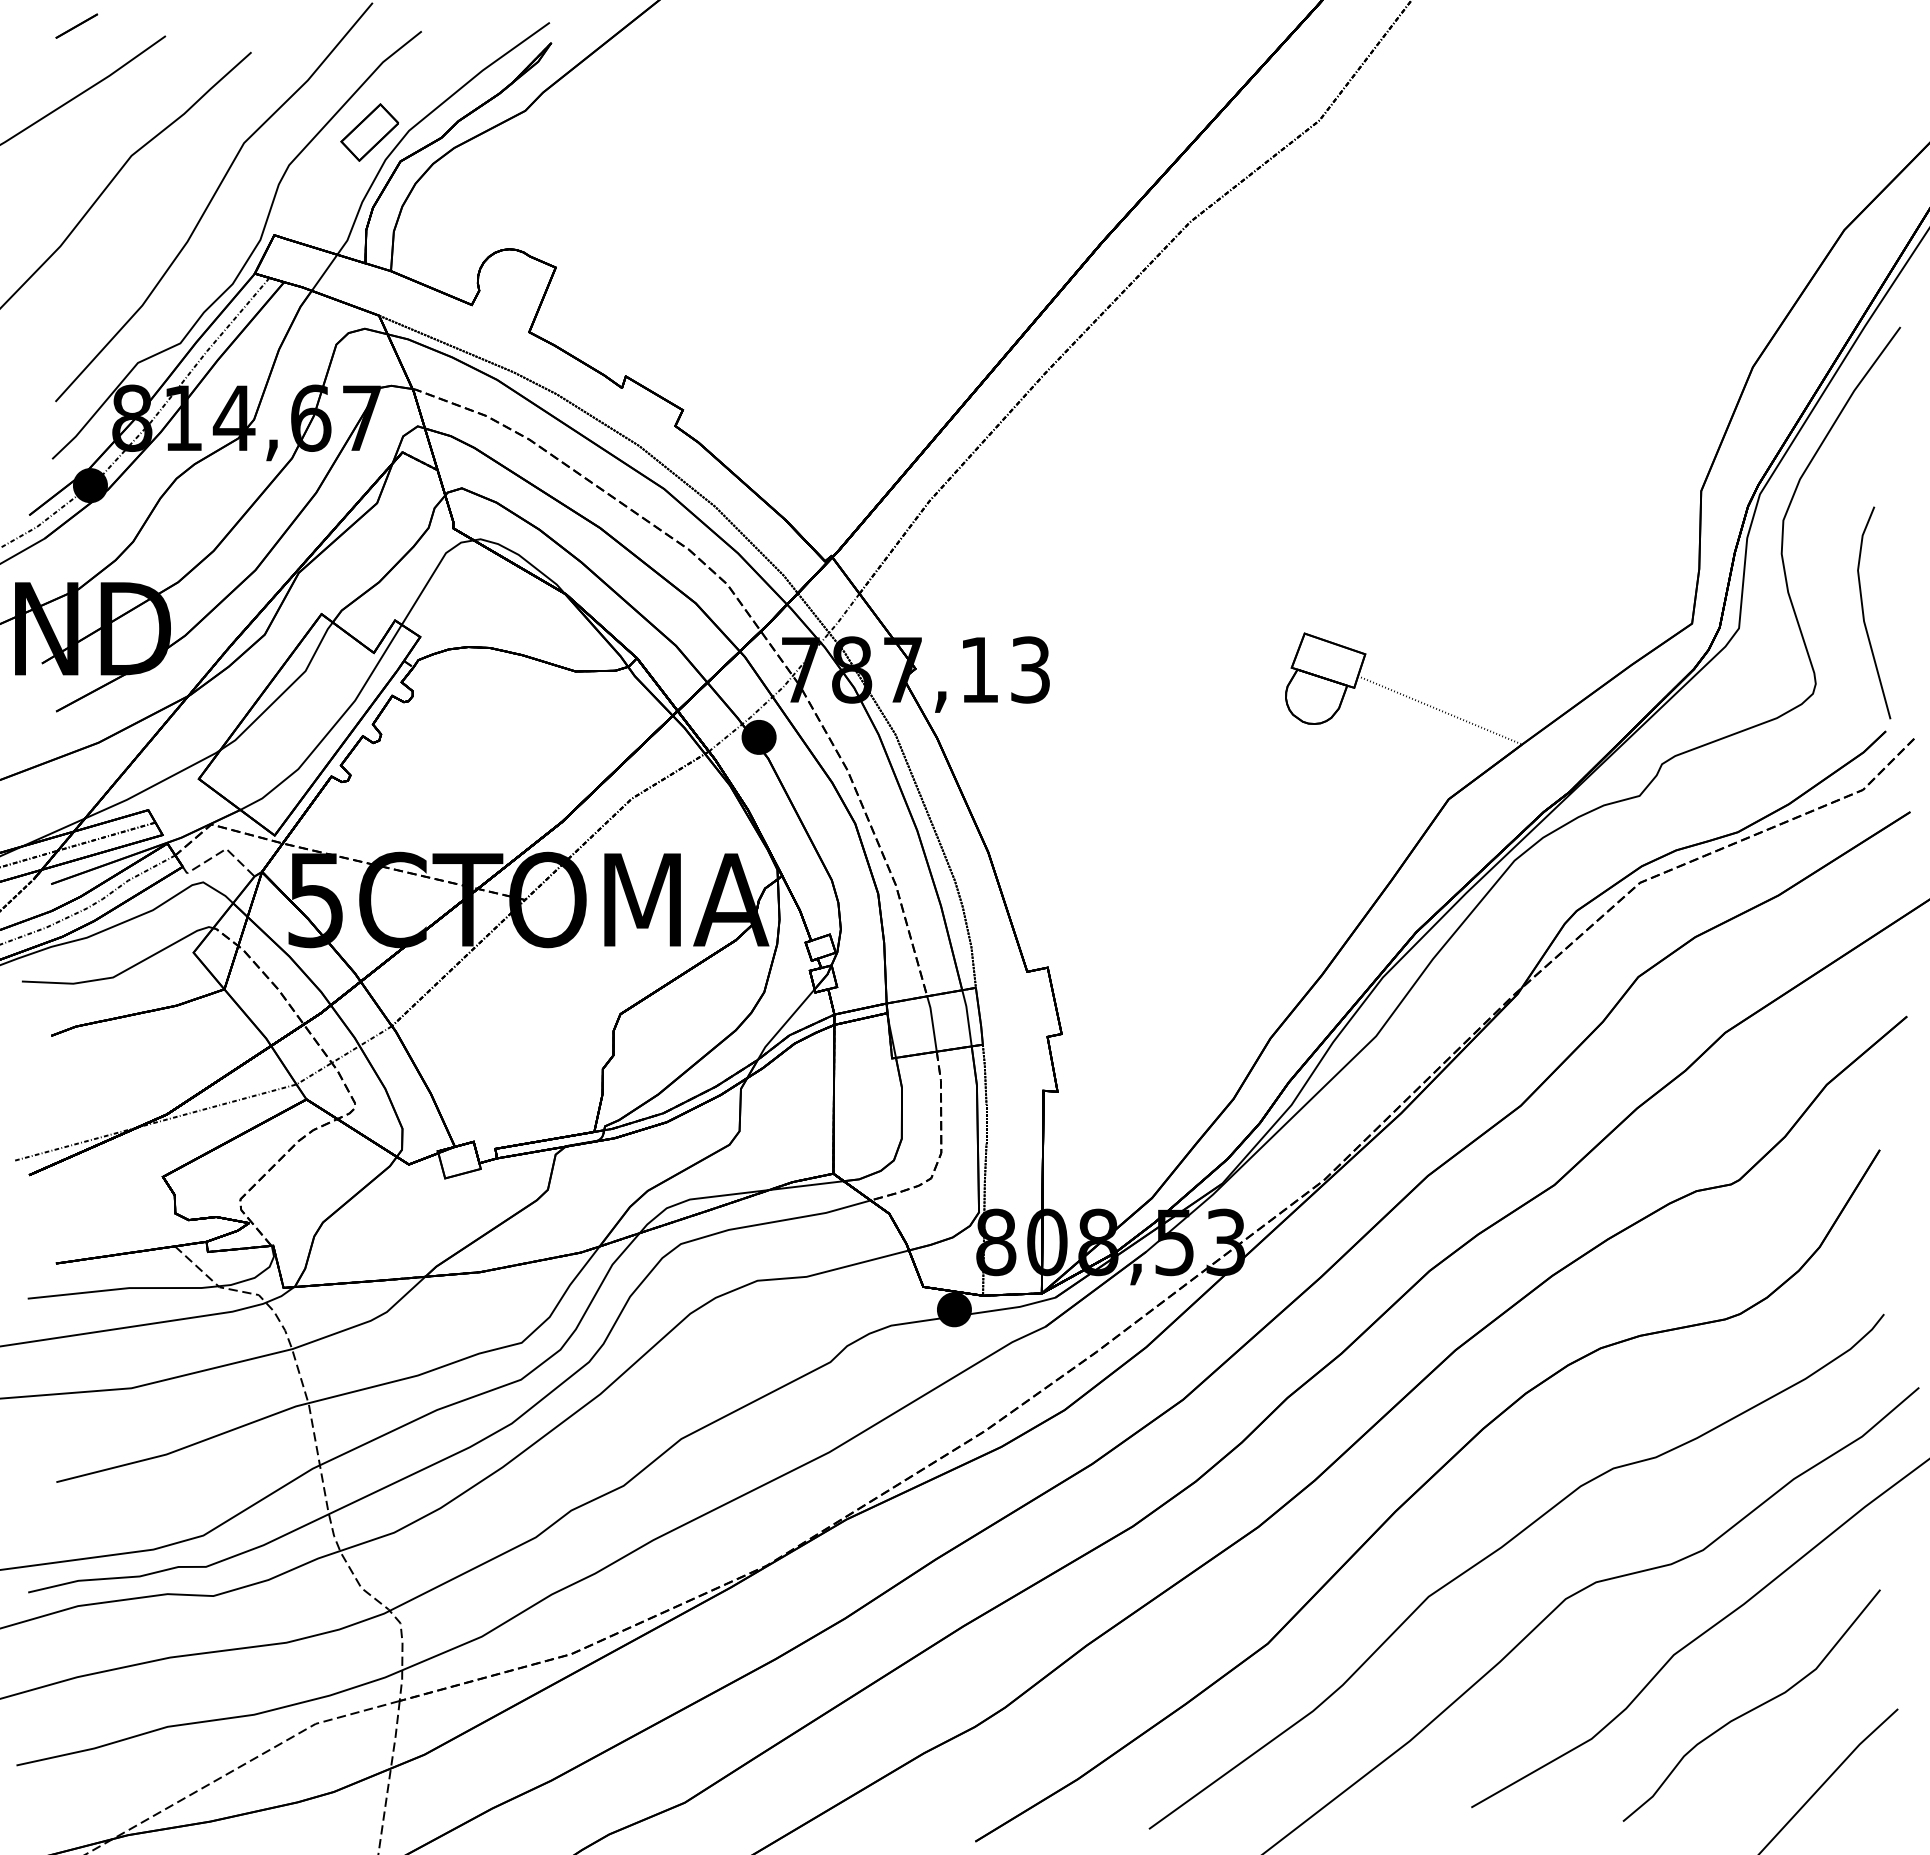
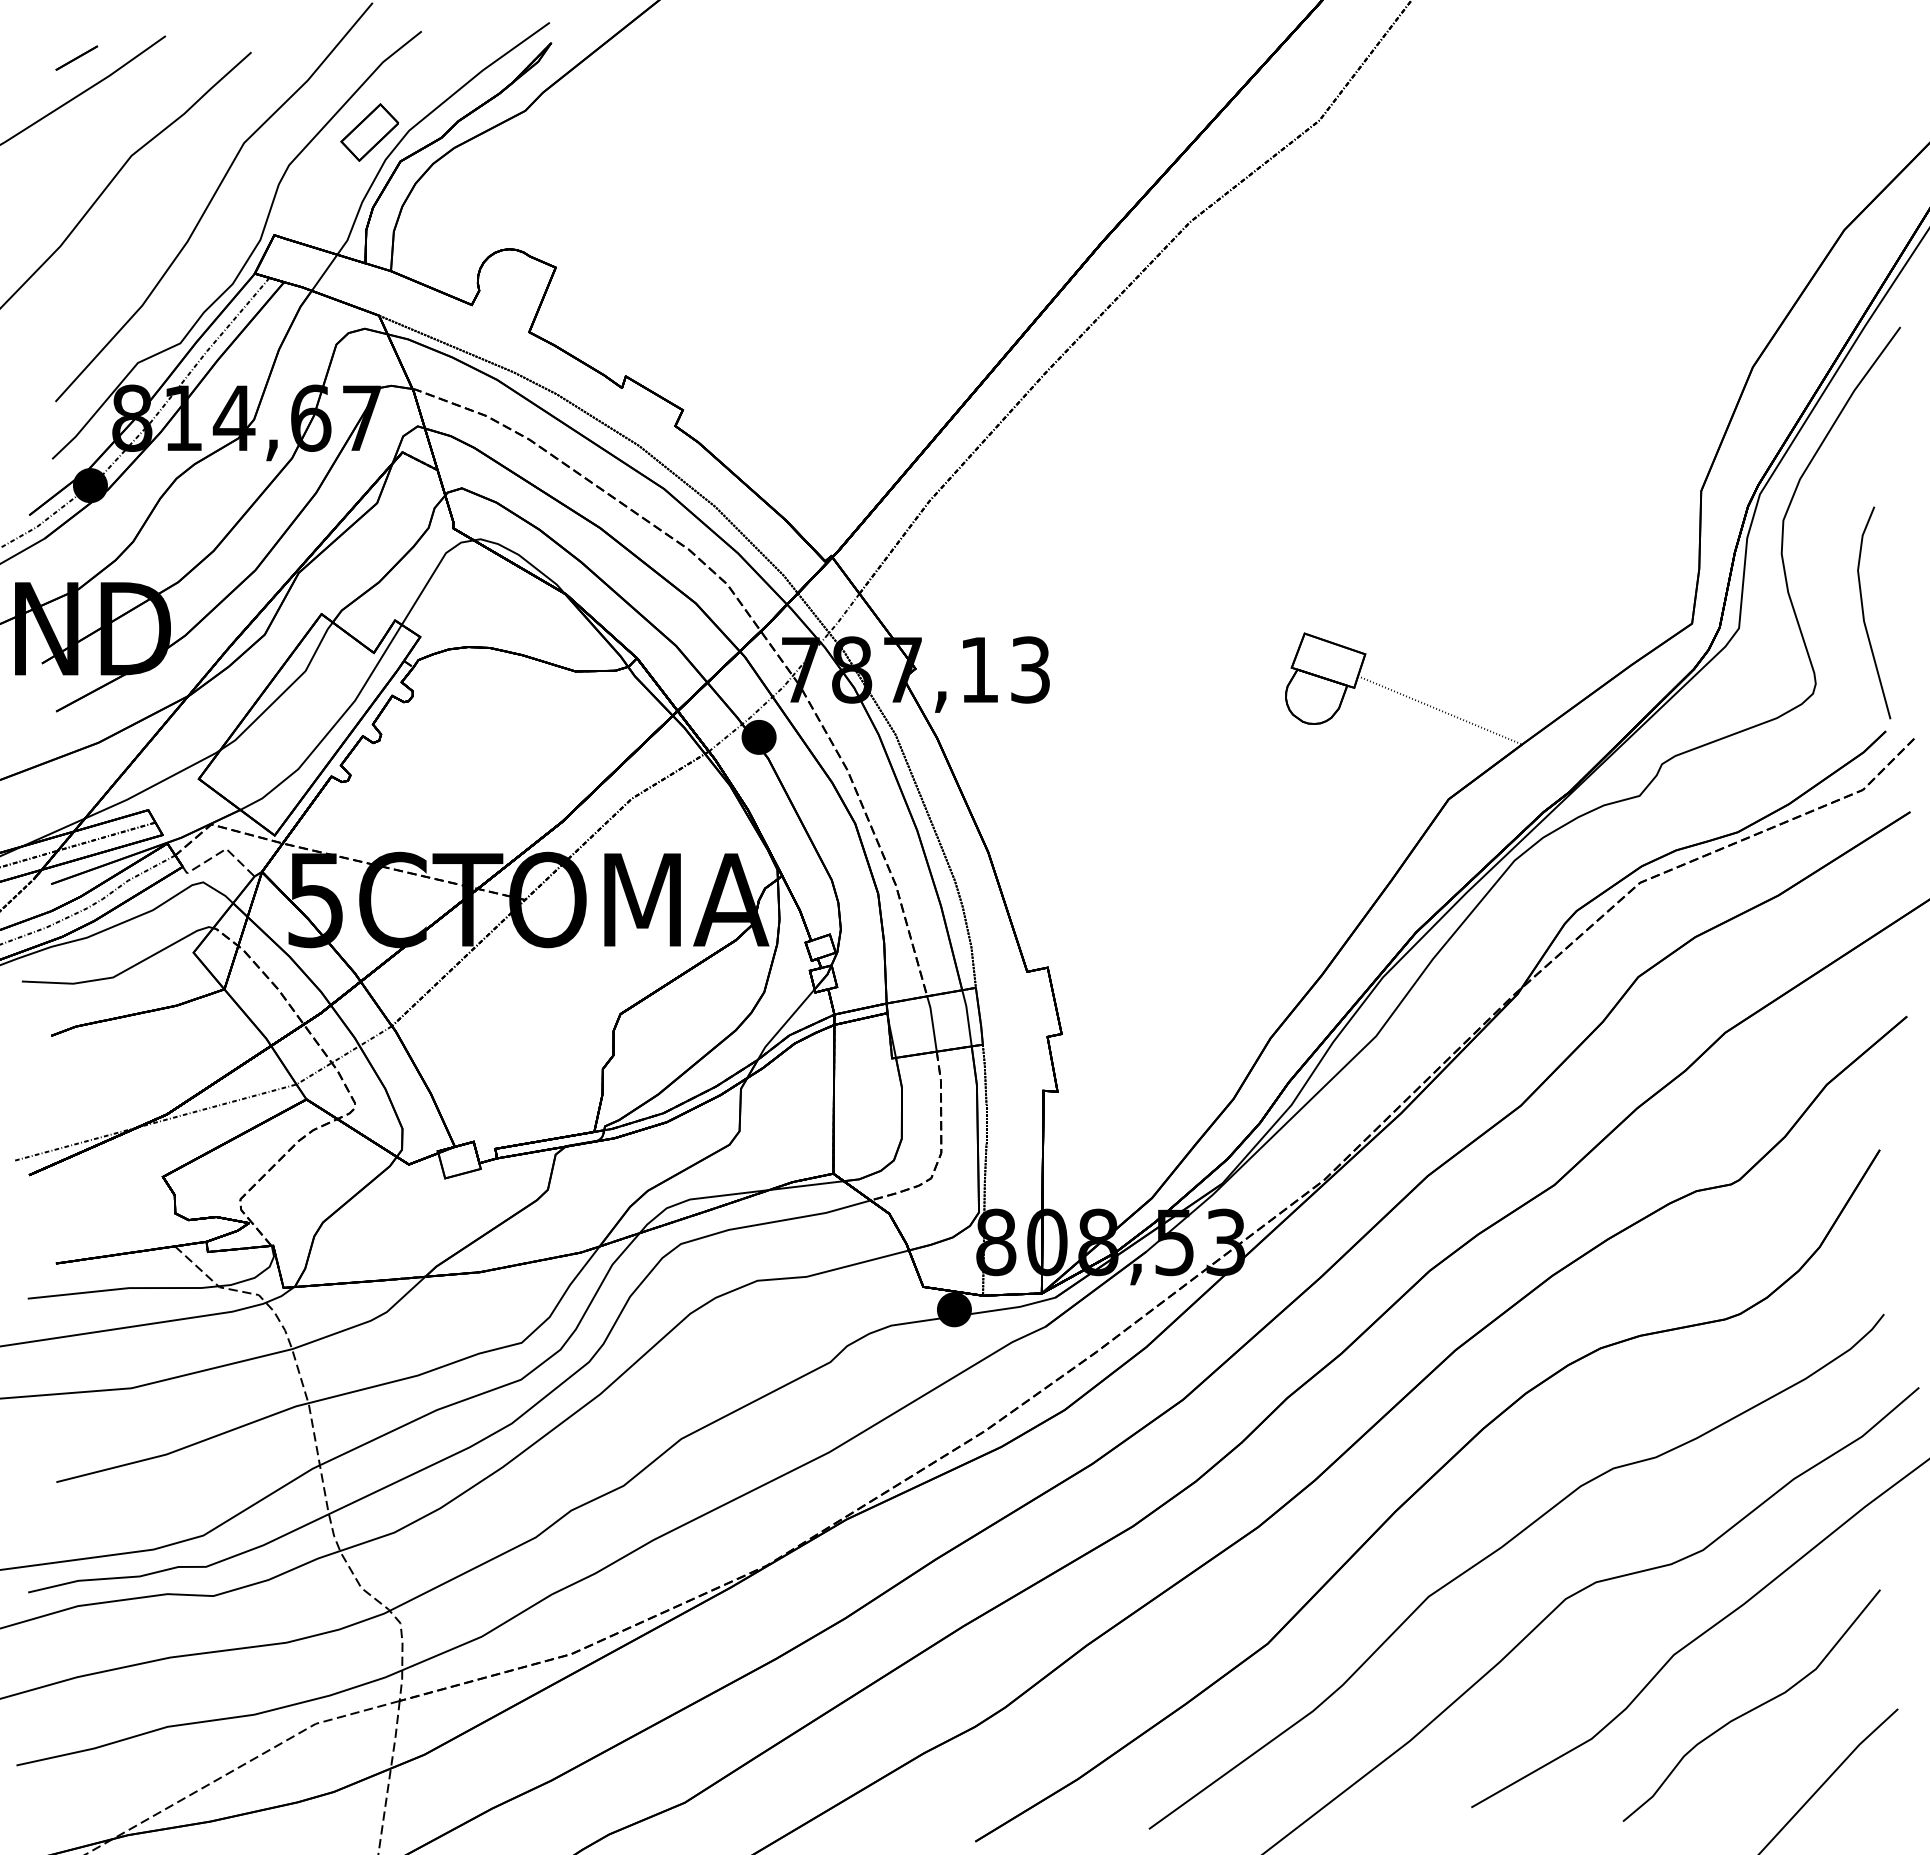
line position: (76, 25) -> (76, 57) (76, 57)
